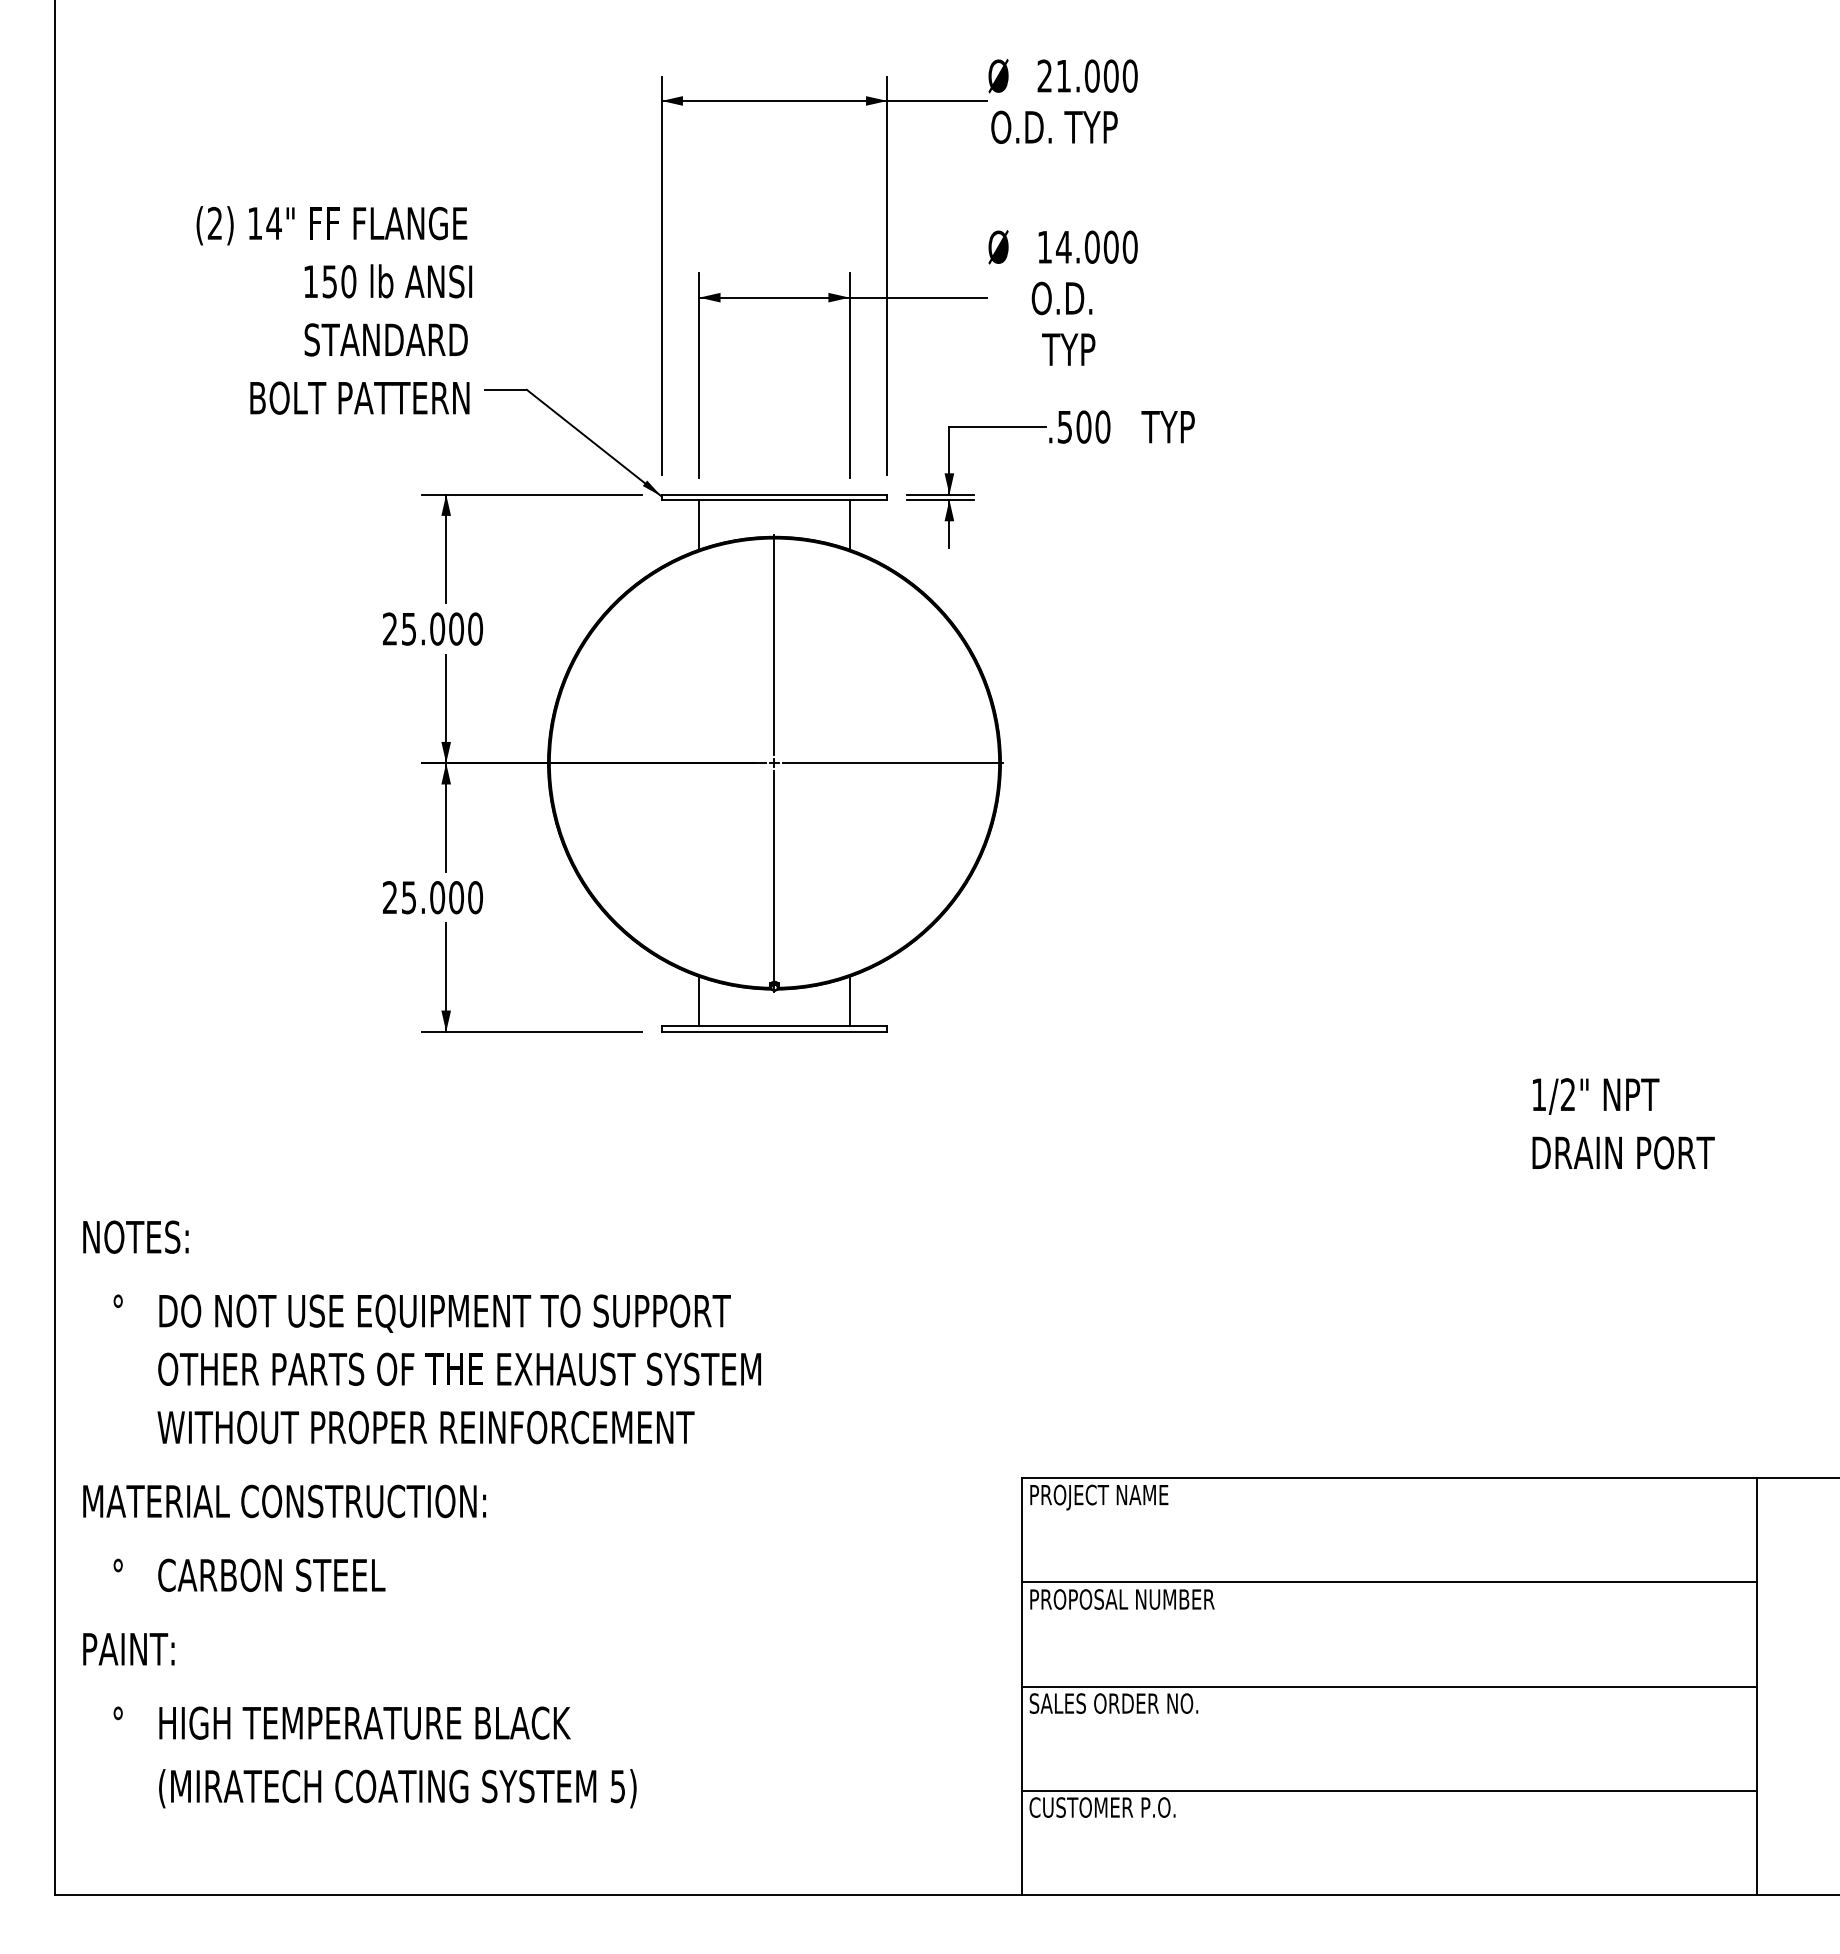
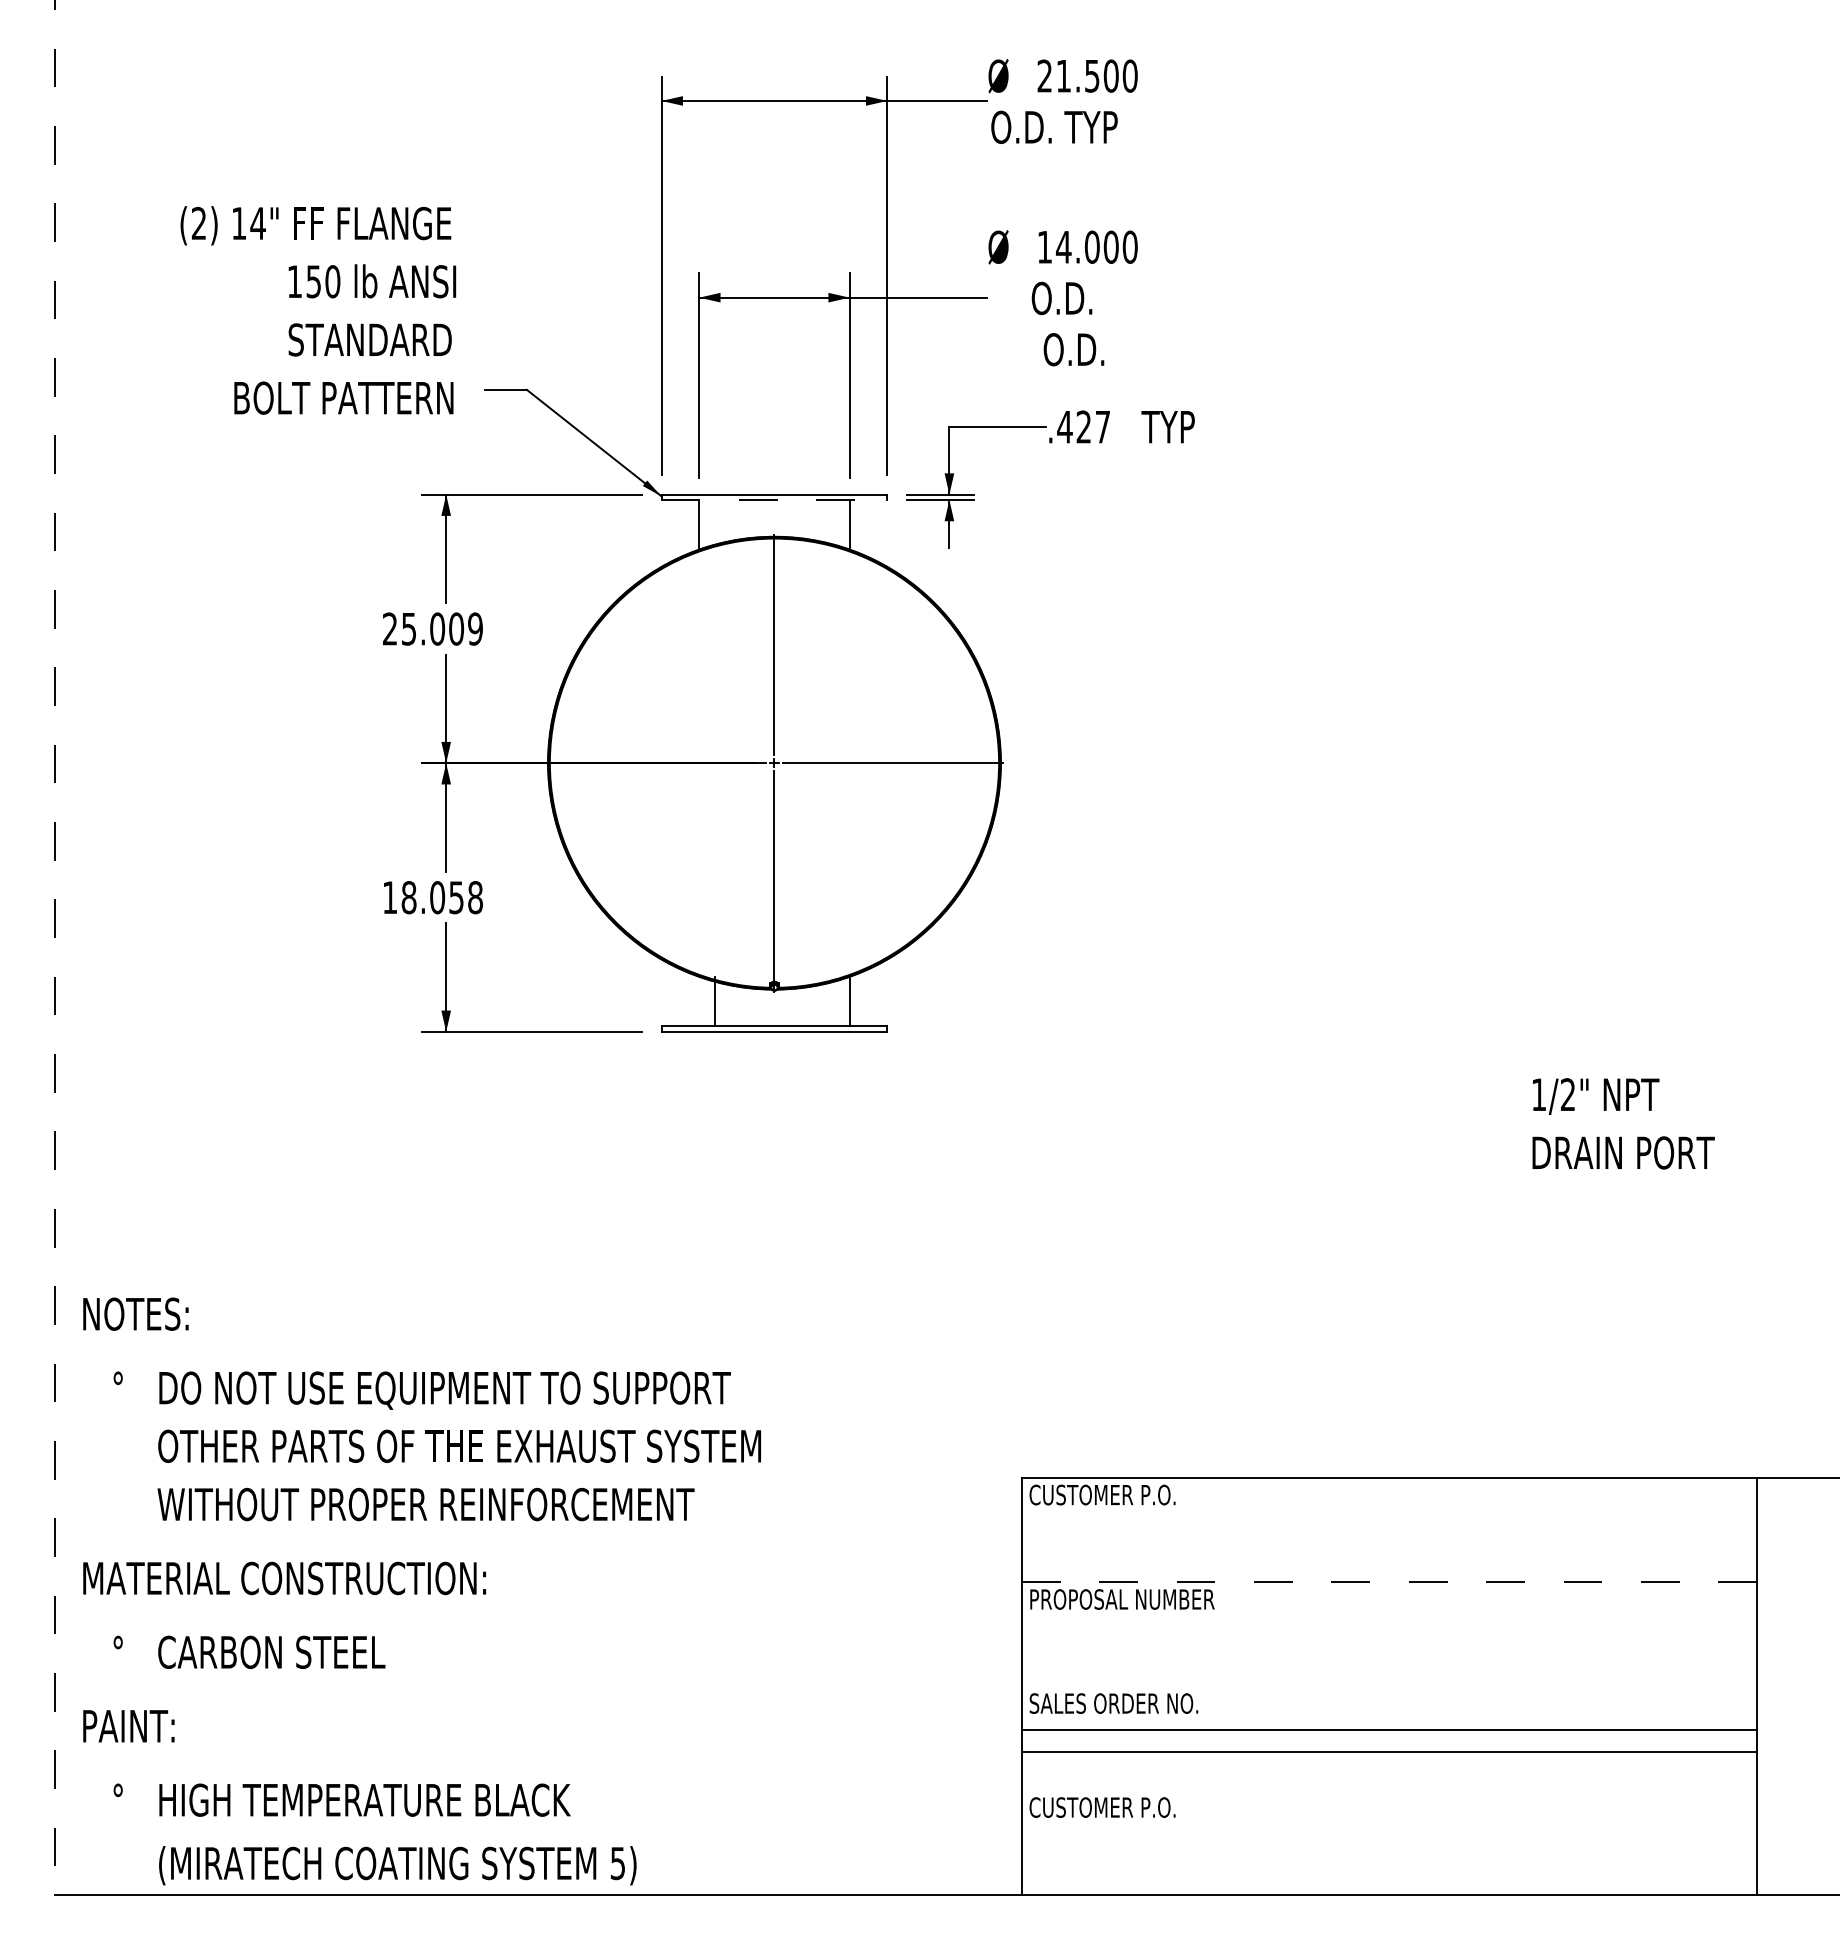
text: 21.000 -> 21.500 (1091, 75)
text position: (334, 310) -> (318, 310) (318, 310)
text: TYP -> O.D. (1073, 349)
text: .500 -> .427 (1083, 426)
line: solid -> dashed (774, 499)
text: 25.000 -> 25.009 (475, 628)
text: 25.000 -> 18.058 (432, 897)
line: solid -> dashed (55, 948)
line position: (699, 1001) -> (715, 1001) (715, 1001)
text: PROJECT NAME -> CUSTOMER P.O. (1102, 1497)
text position: (421, 1514) -> (421, 1591) (421, 1591)
line: solid -> dashed (1388, 1582)
line position: (1389, 1686) -> (1389, 1729) (1389, 1729)
line position: (1389, 1790) -> (1389, 1751) (1389, 1751)
